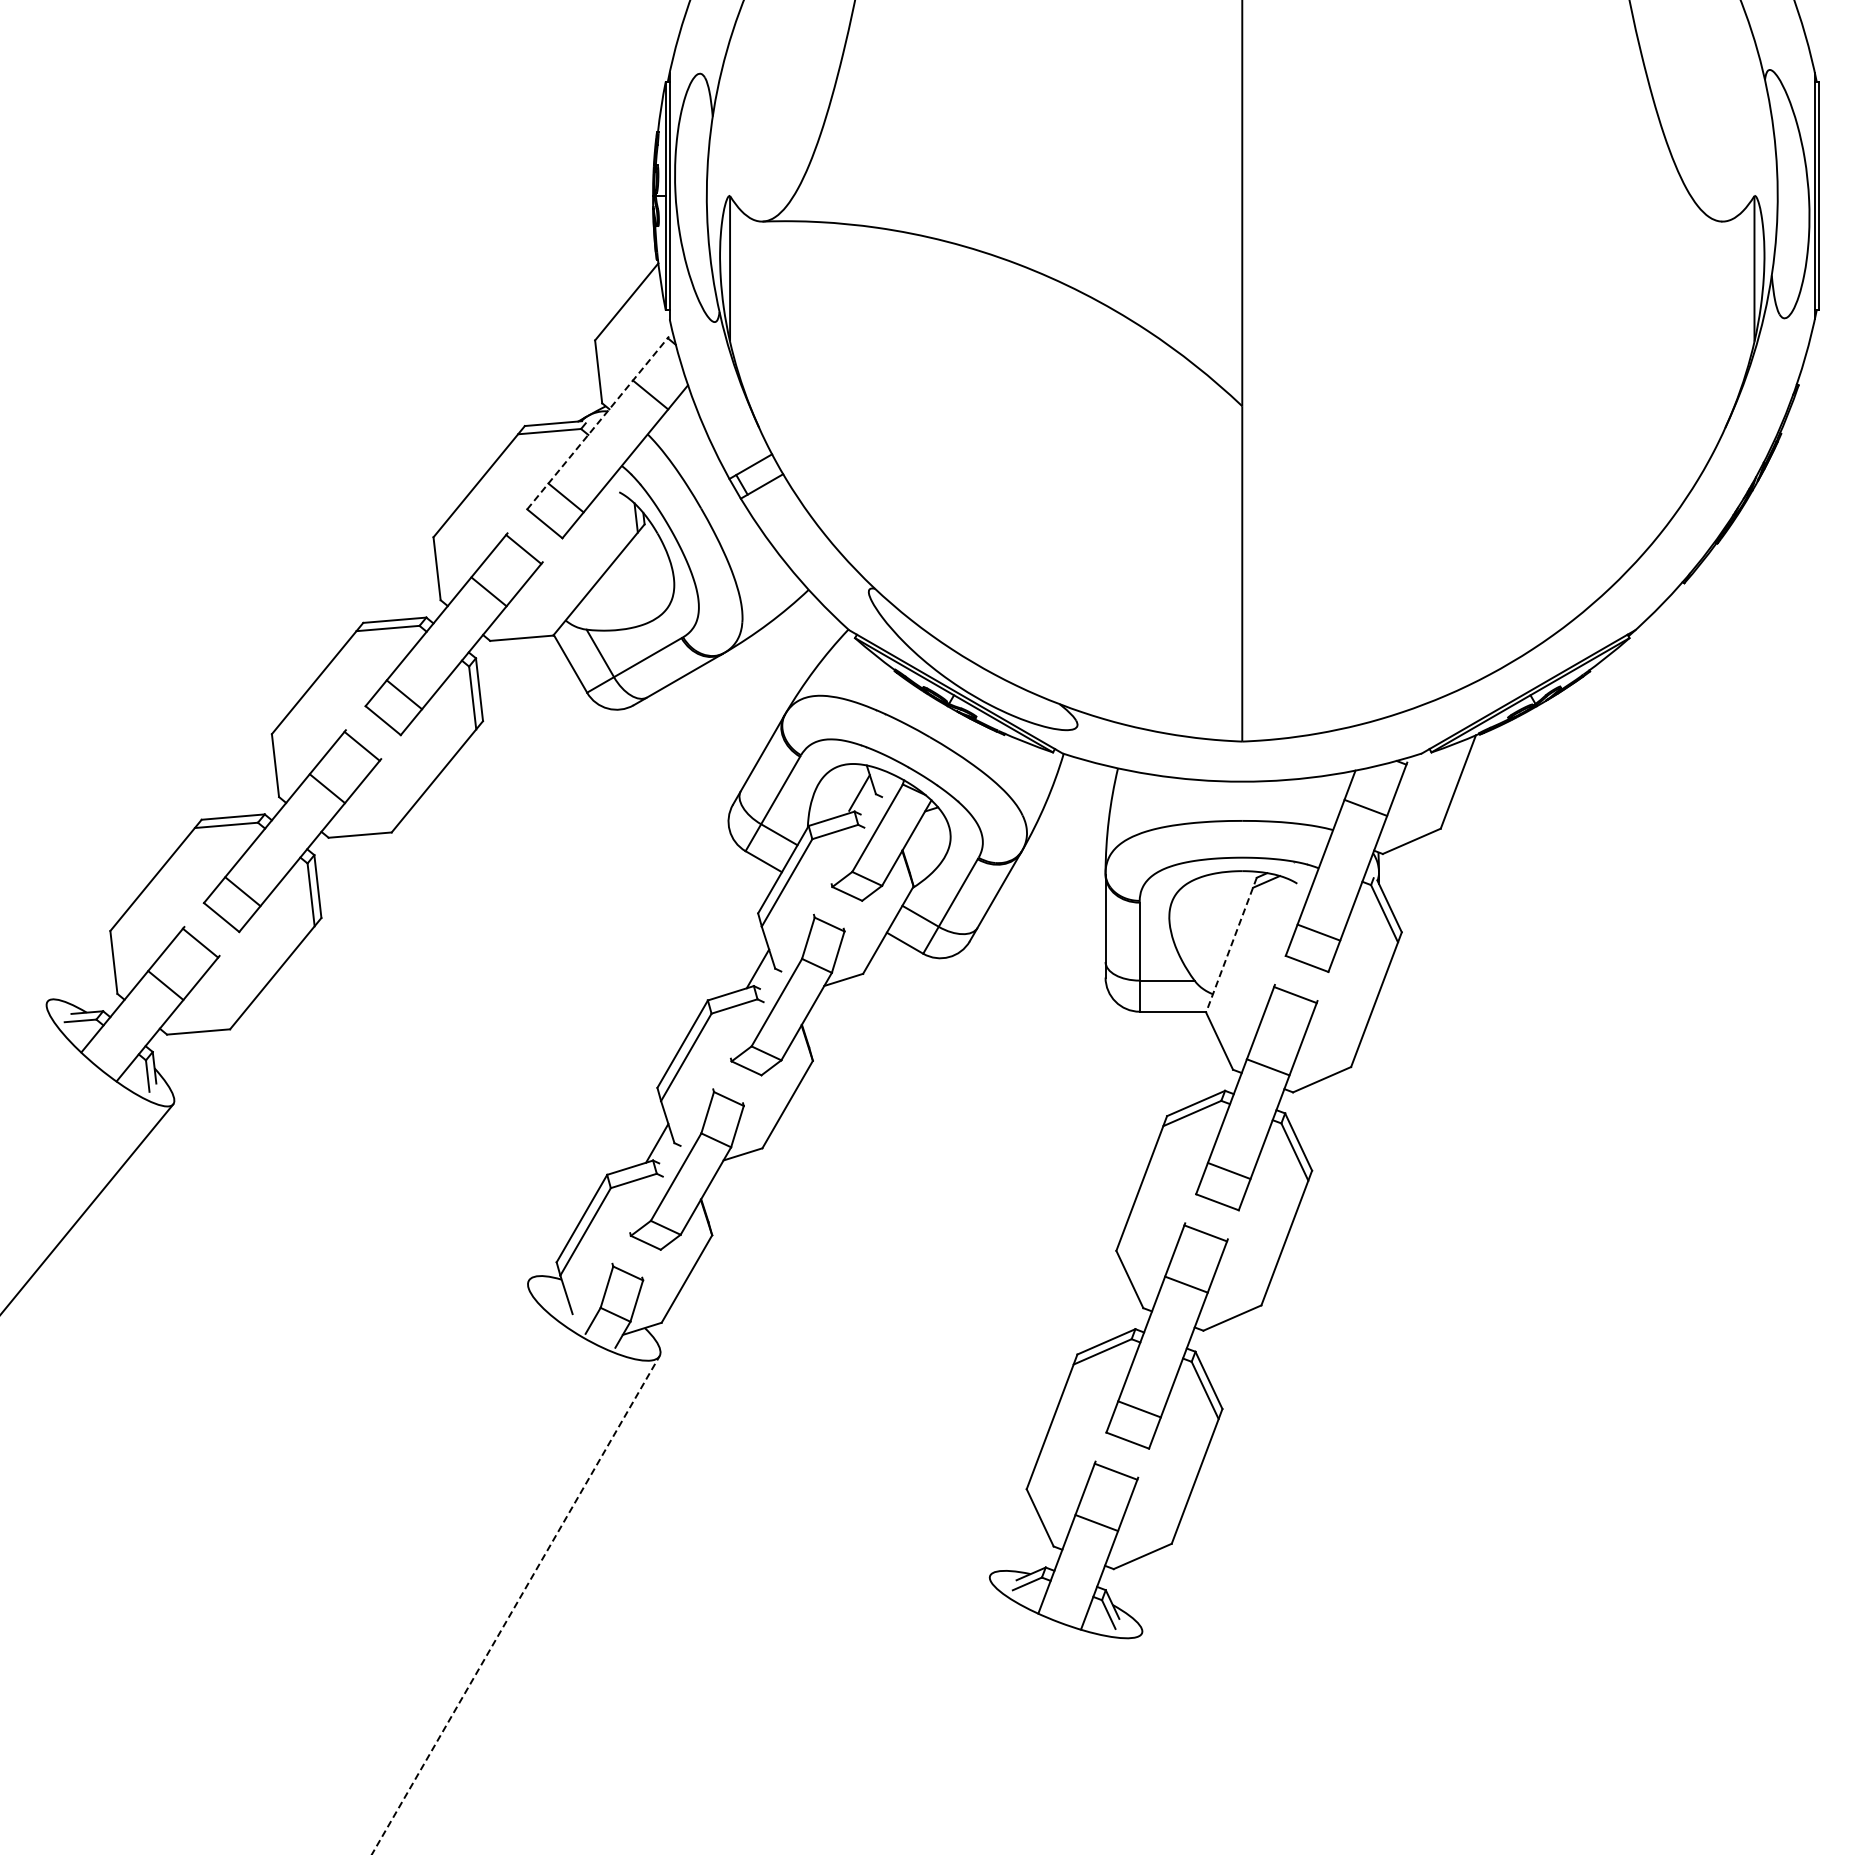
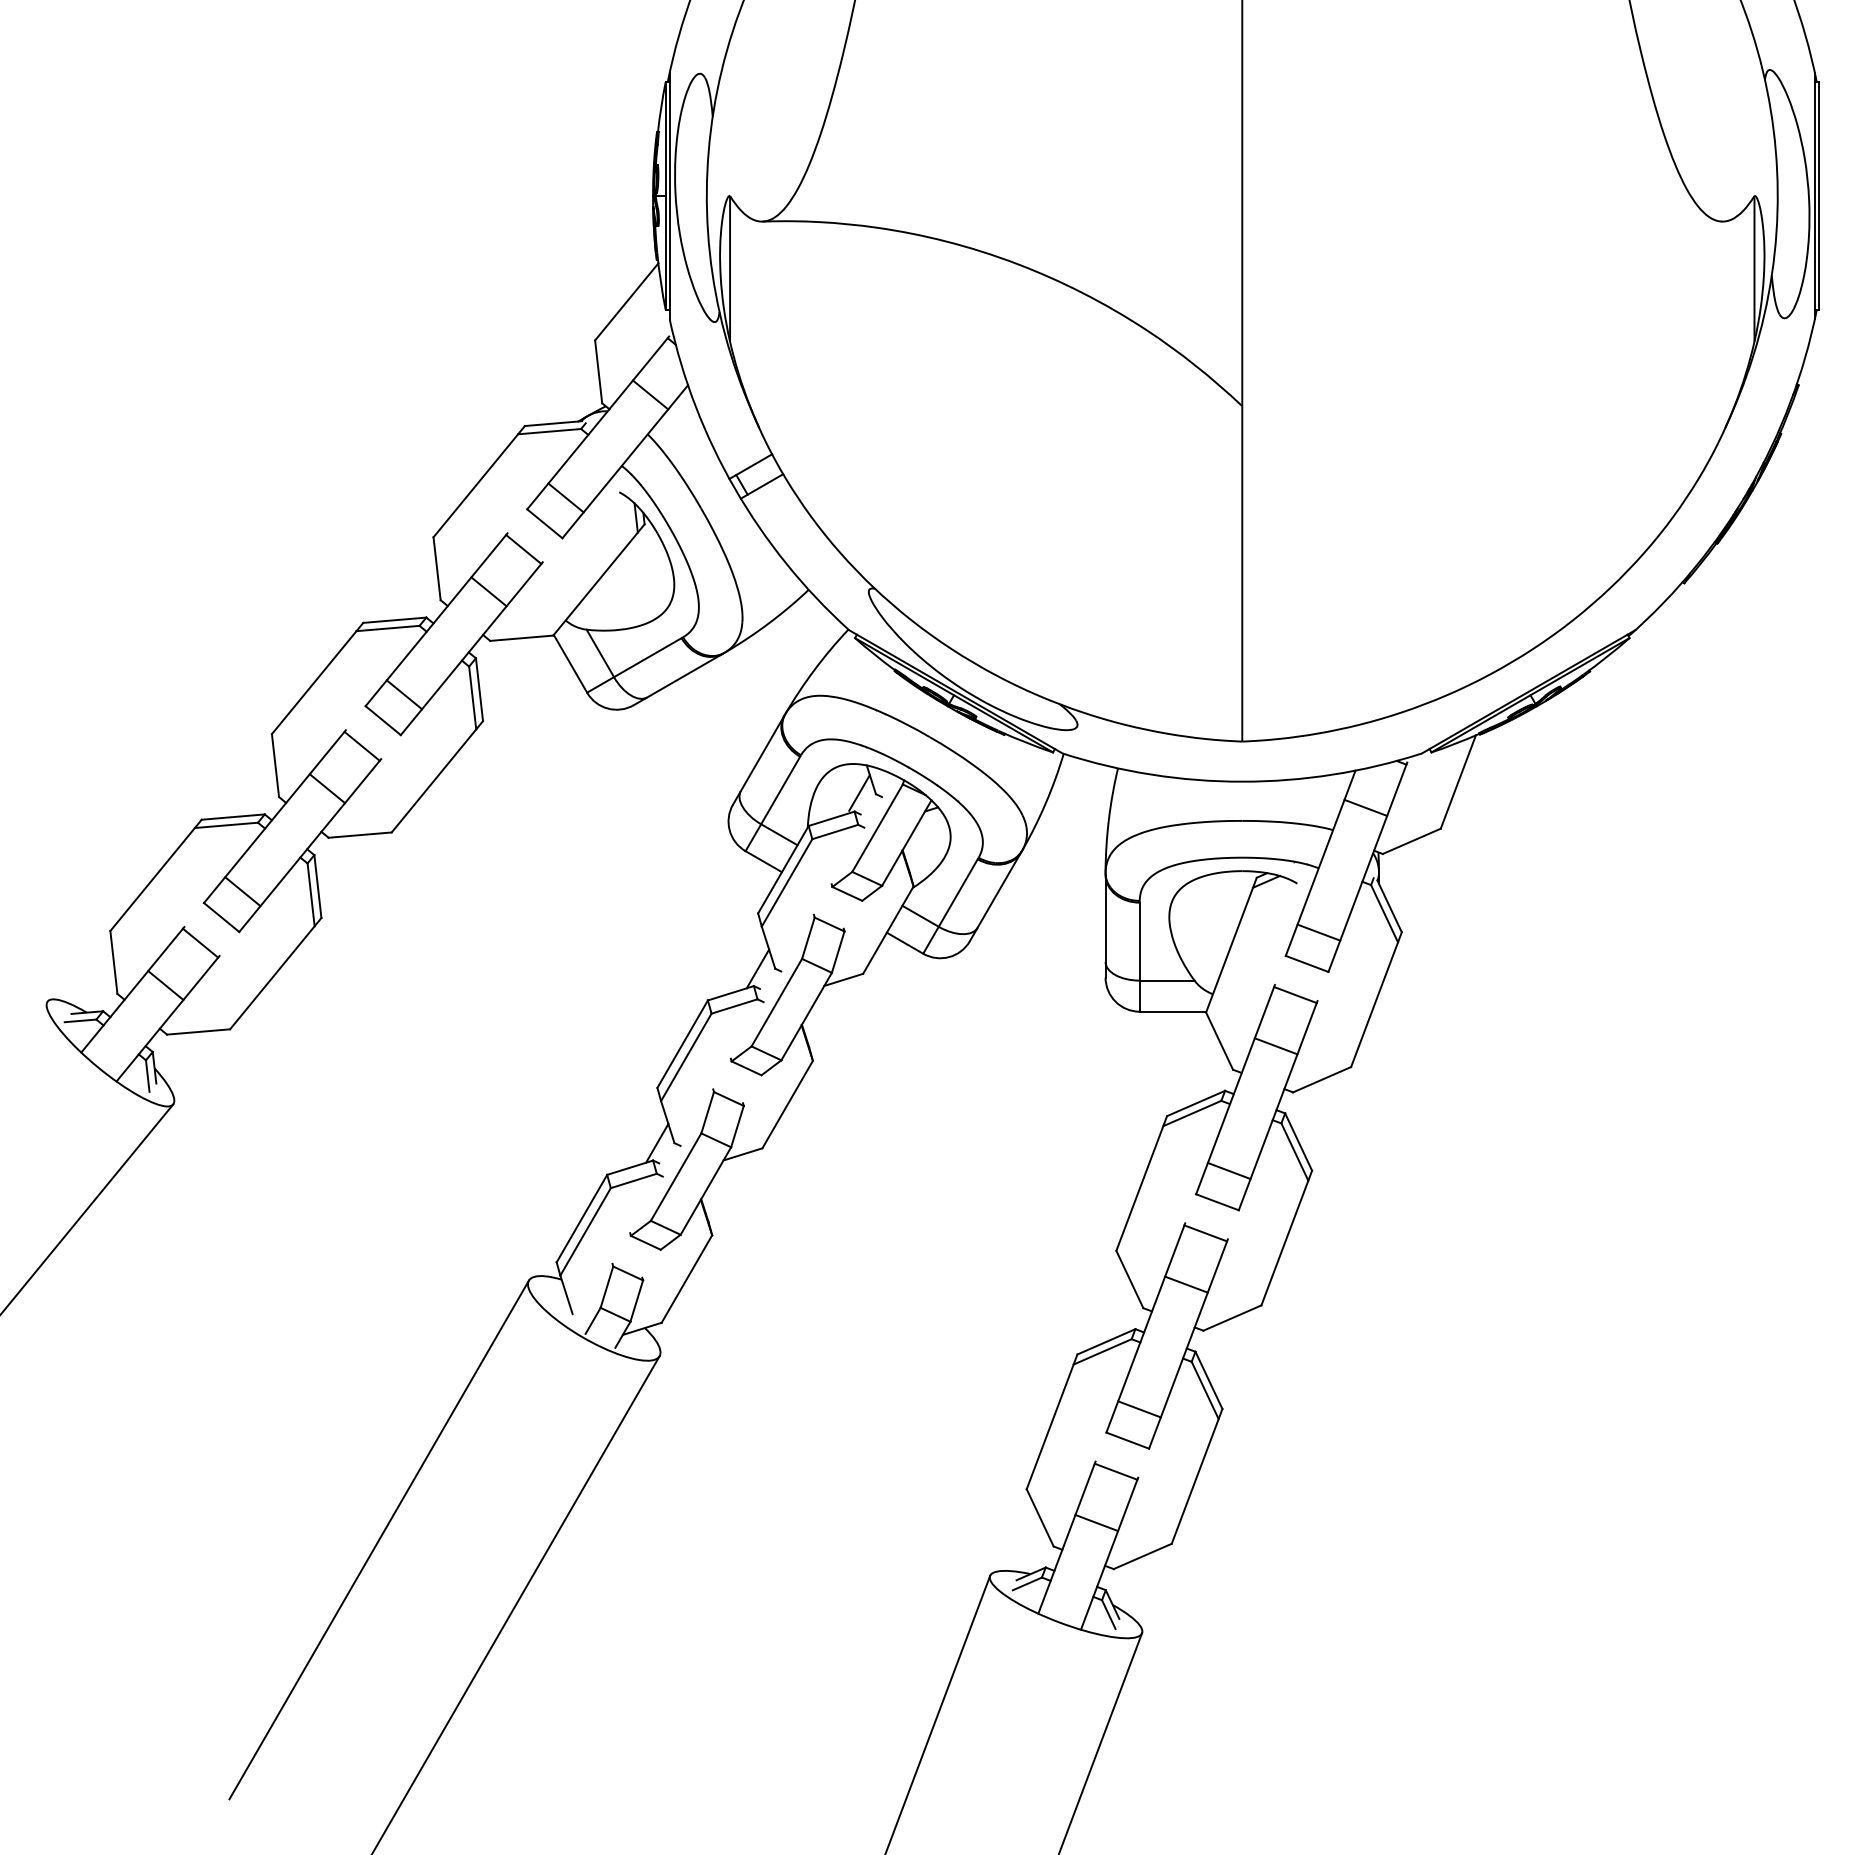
line: dashed -> solid (598, 422)
line: dashed -> solid (1231, 945)
line position: (1267, 1067) -> (1275, 1046) (1275, 1046)
line: none -> present (378, 1539)
line: dashed -> solid (515, 1605)
line: none -> present (938, 1713)
line: none -> present (1100, 1742)
